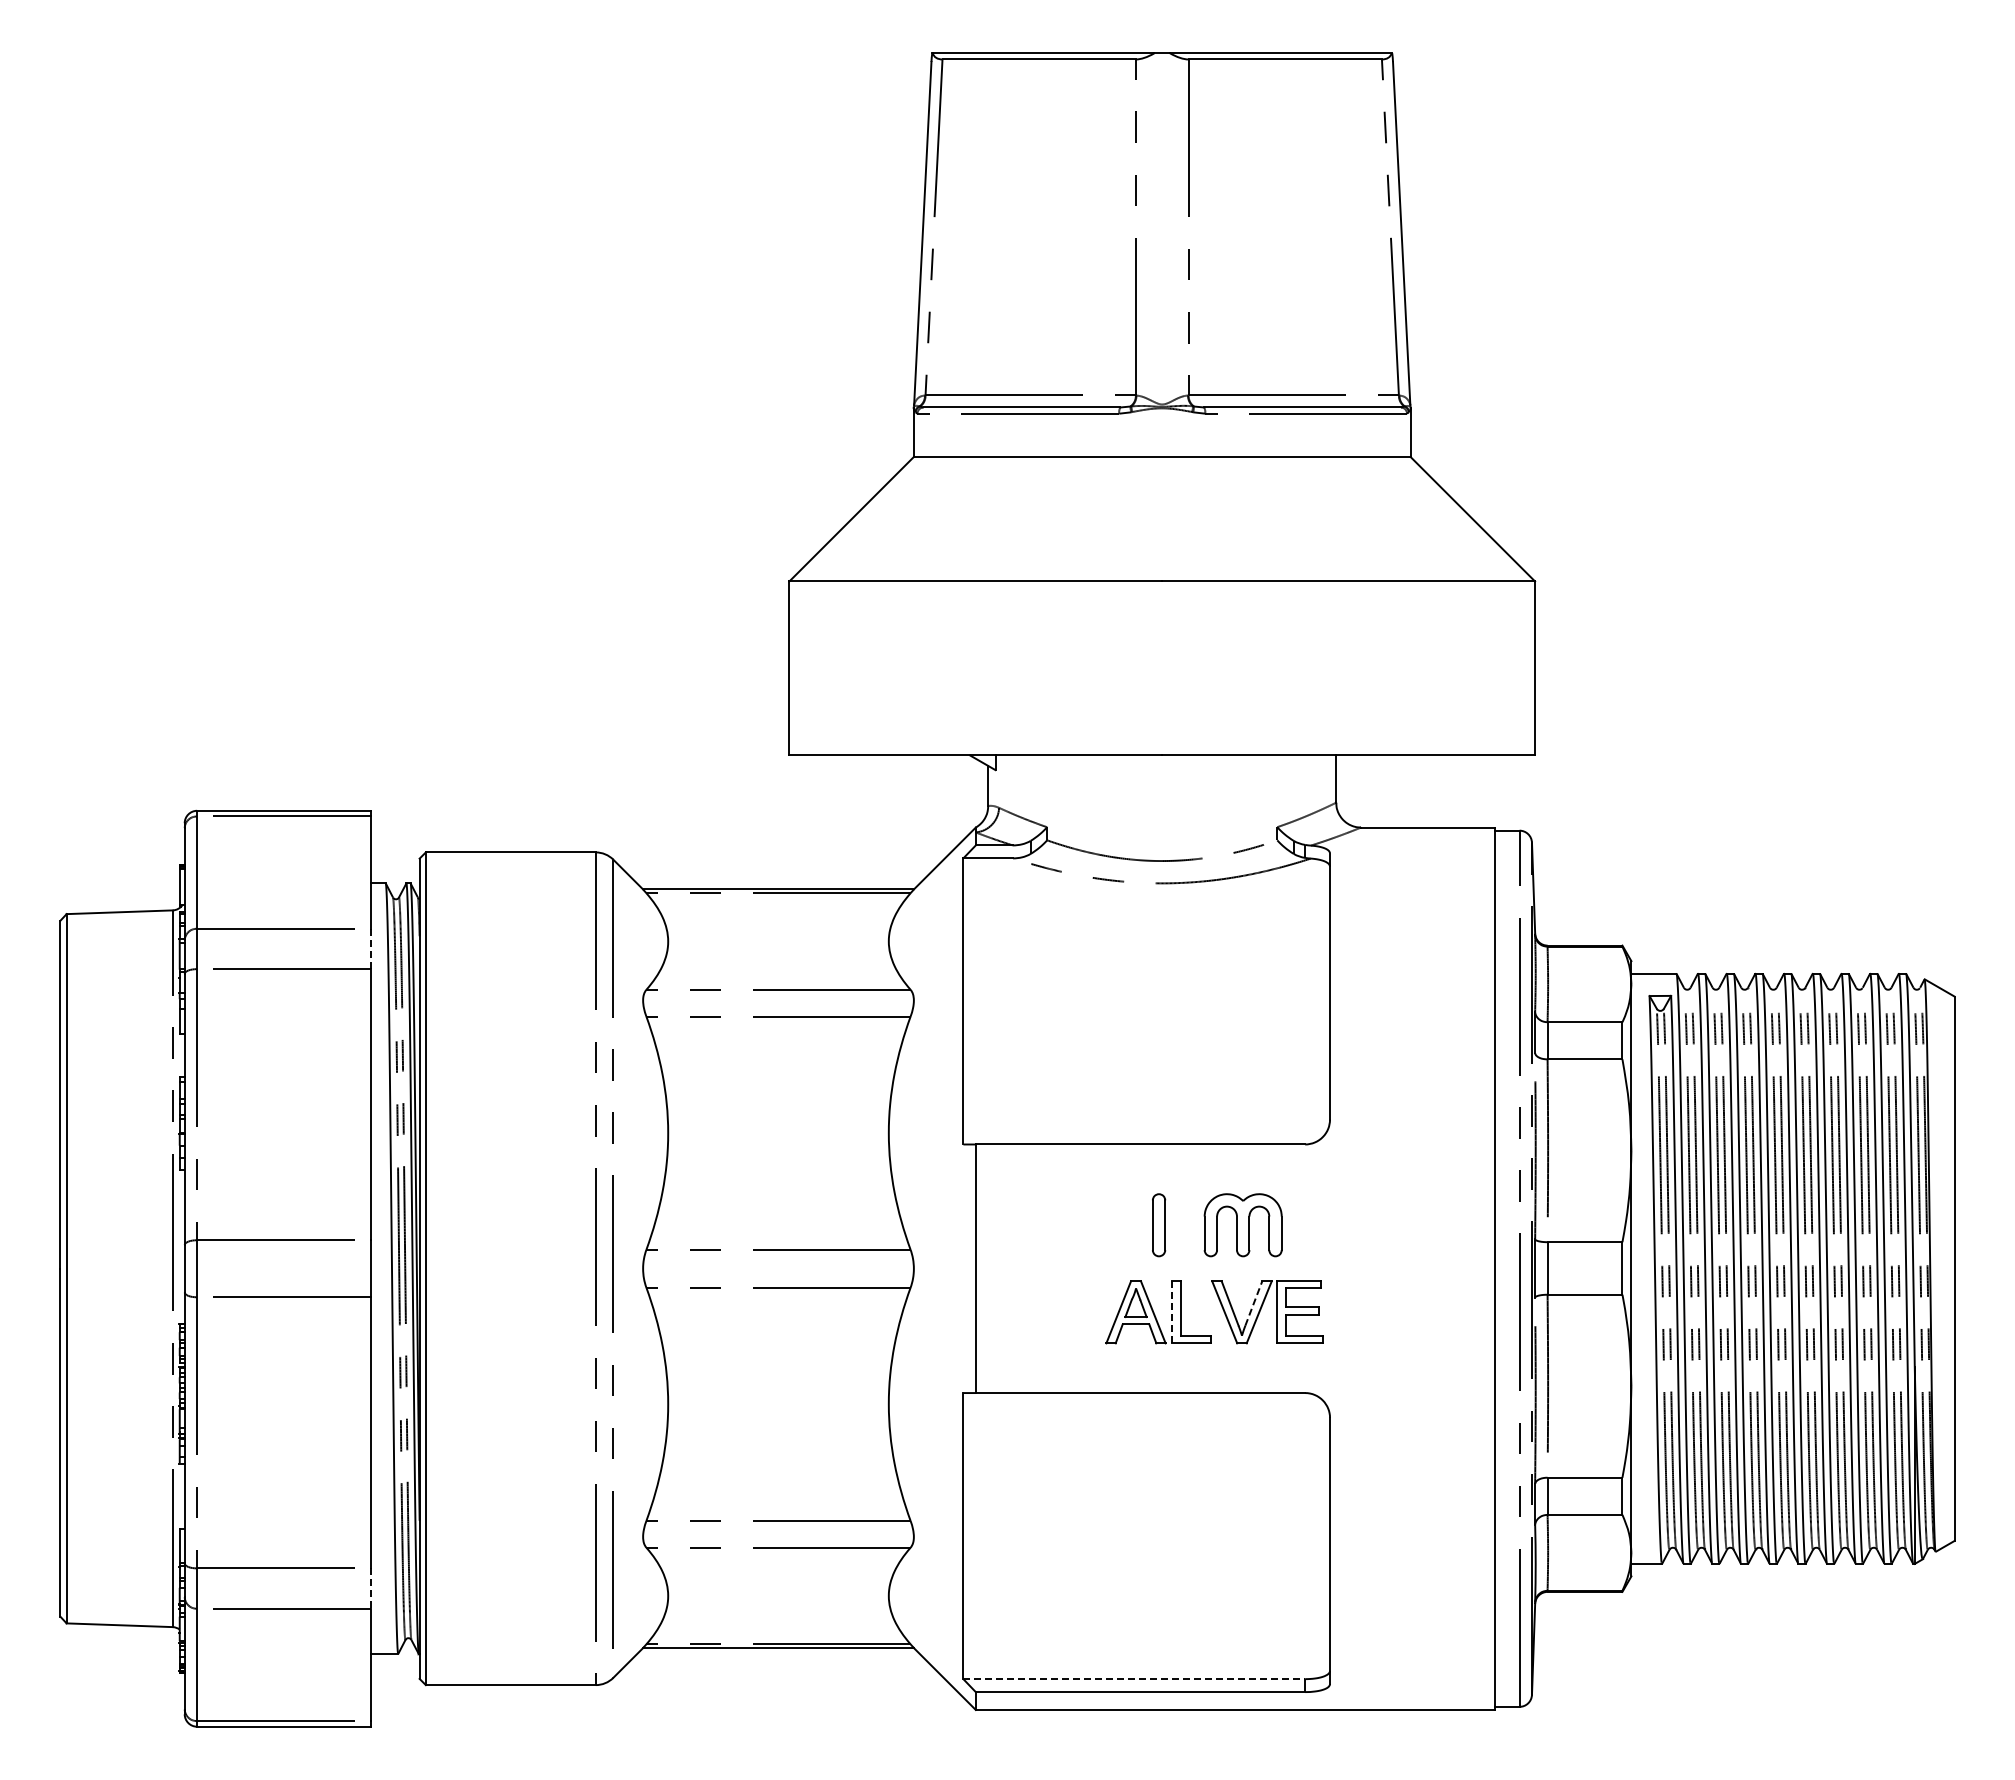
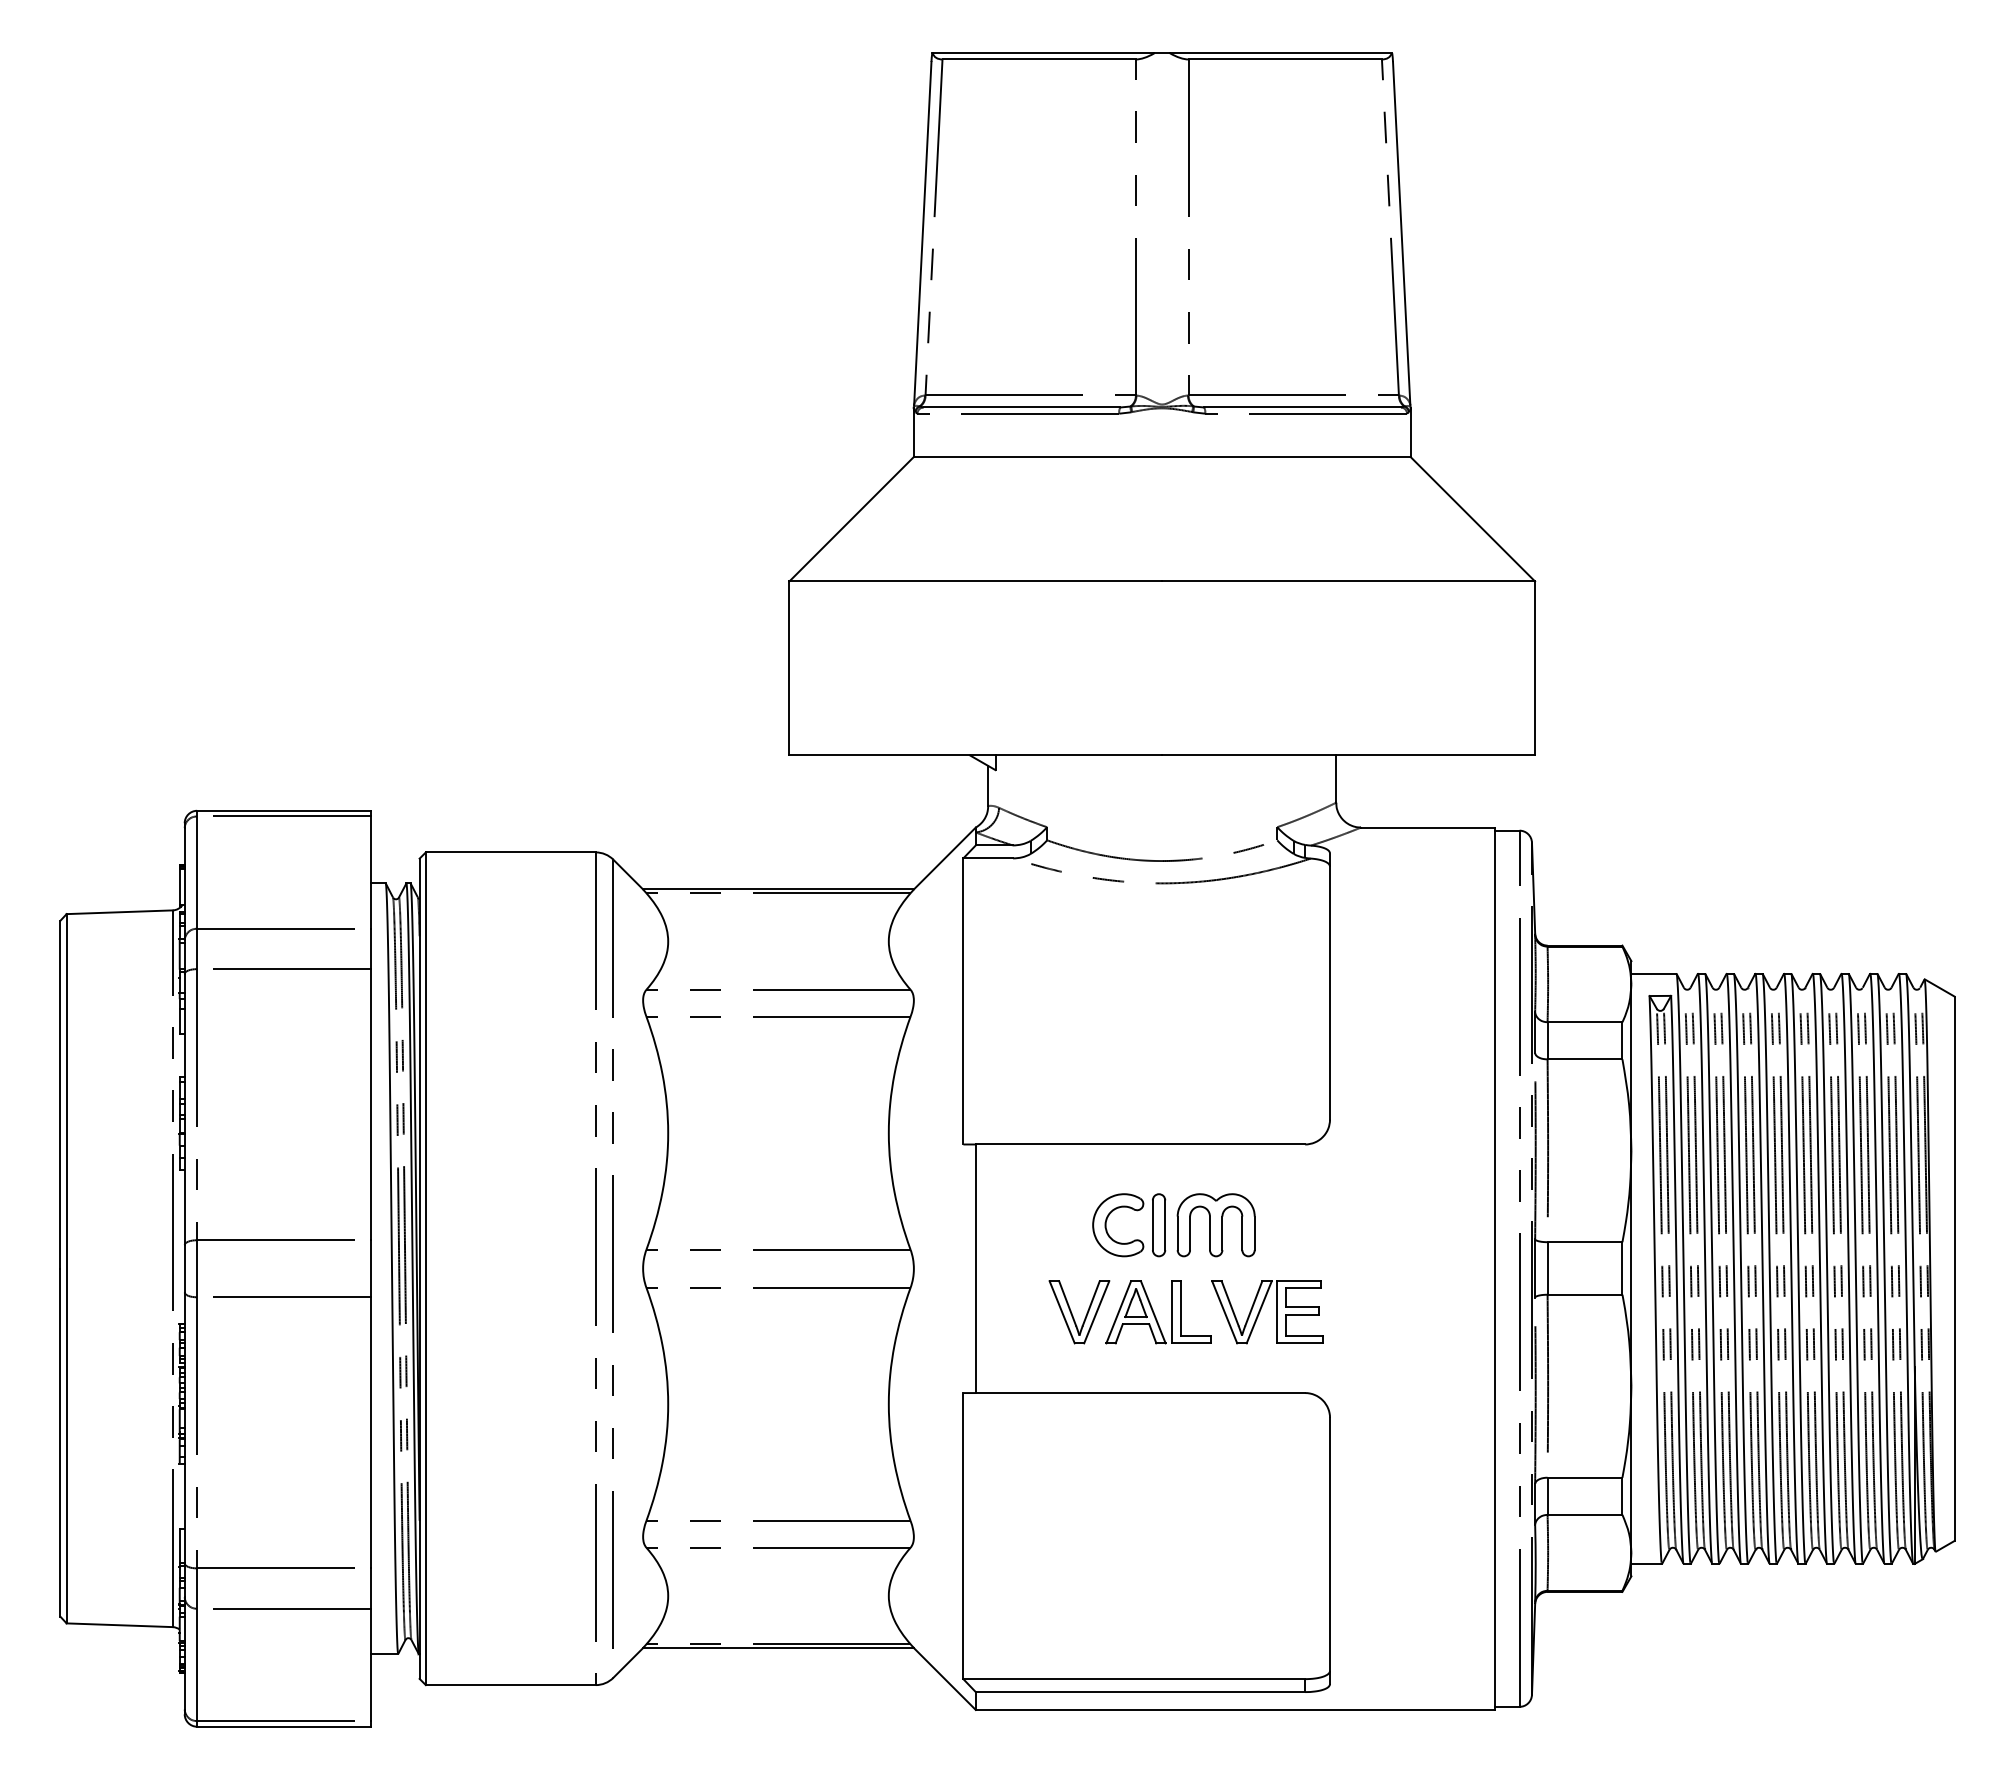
line: dashed -> solid (371, 949)
part position: (1242, 1225) -> (1215, 1225) (1215, 1225)
part: none -> present (1107, 1229)
line: dashed -> solid (1253, 1303)
line: dashed -> solid (1172, 1311)
part: none -> present (1073, 1315)
line: dashed -> solid (371, 1589)
line: dashed -> solid (1134, 1679)
